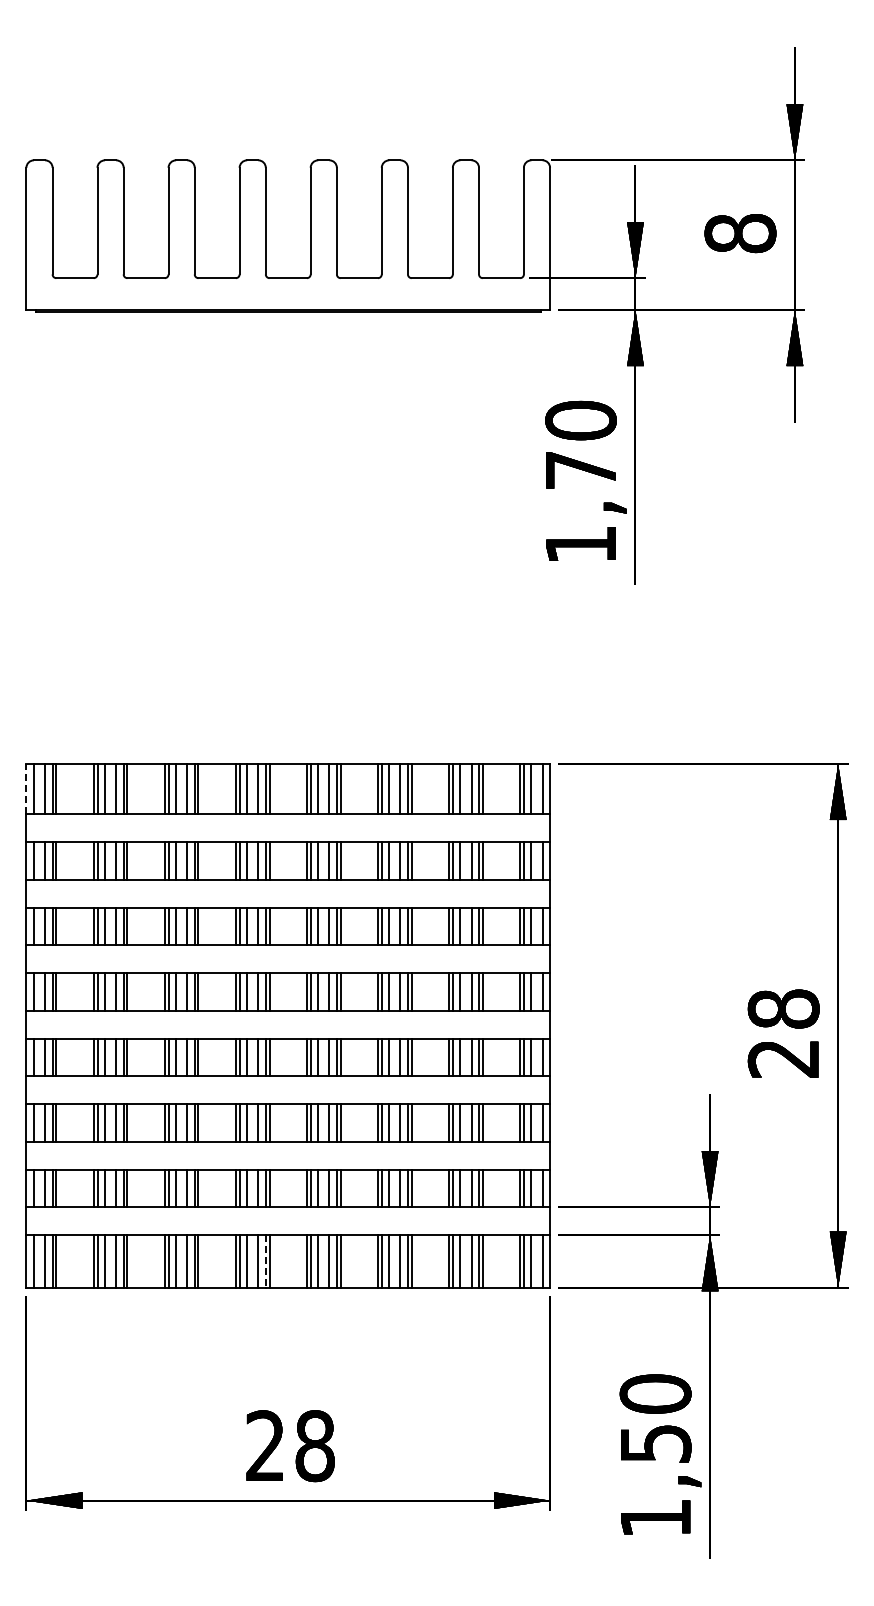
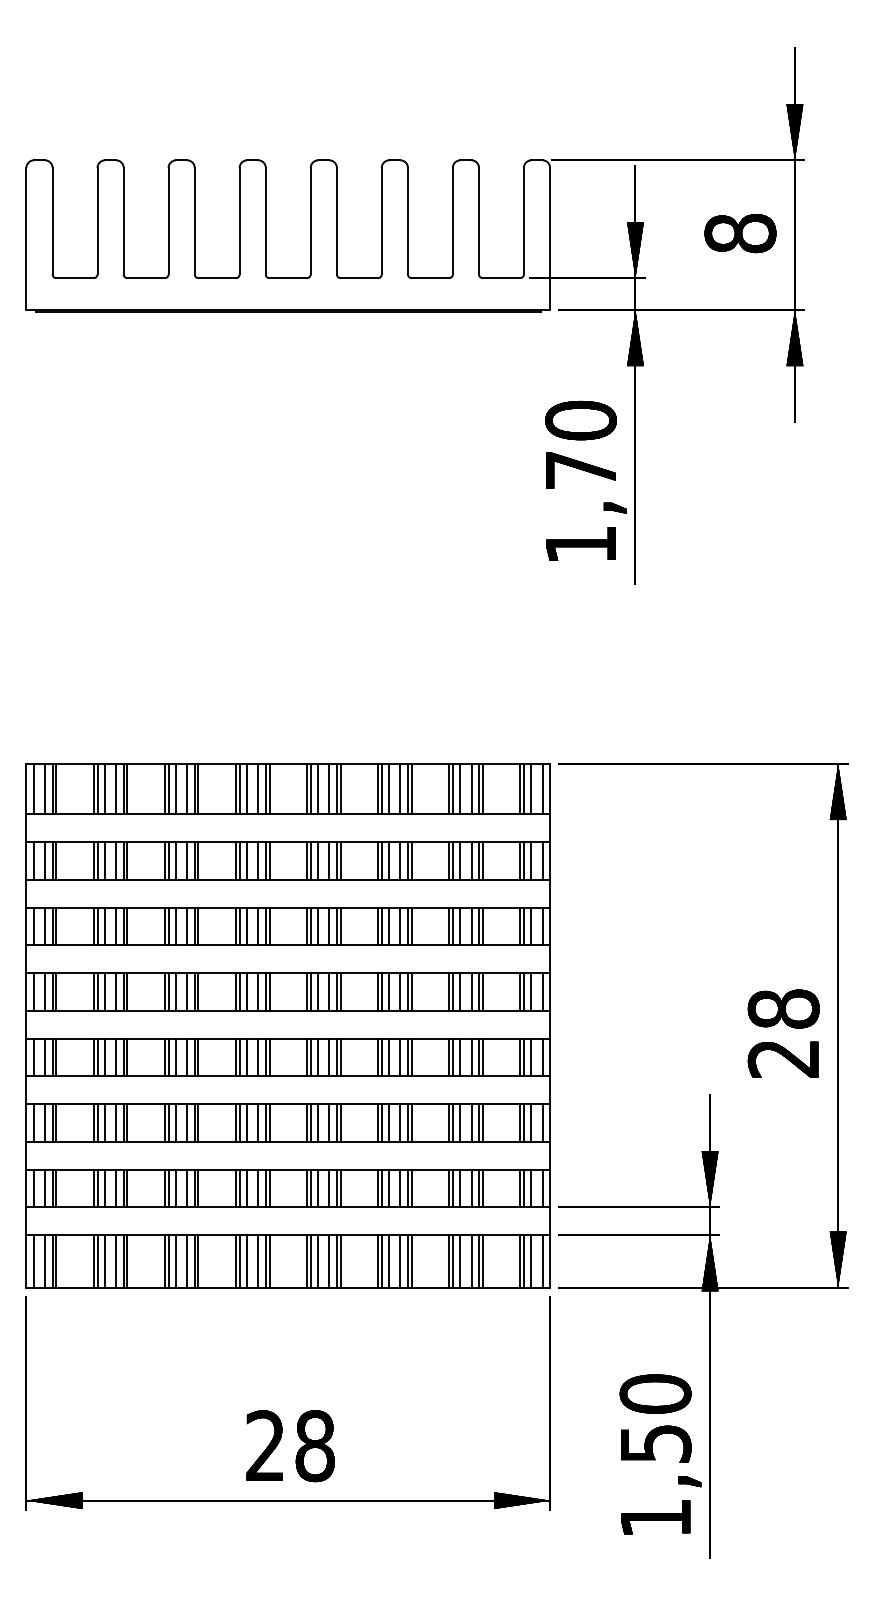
line: dashed -> solid (26, 788)
line: dashed -> solid (265, 1261)
